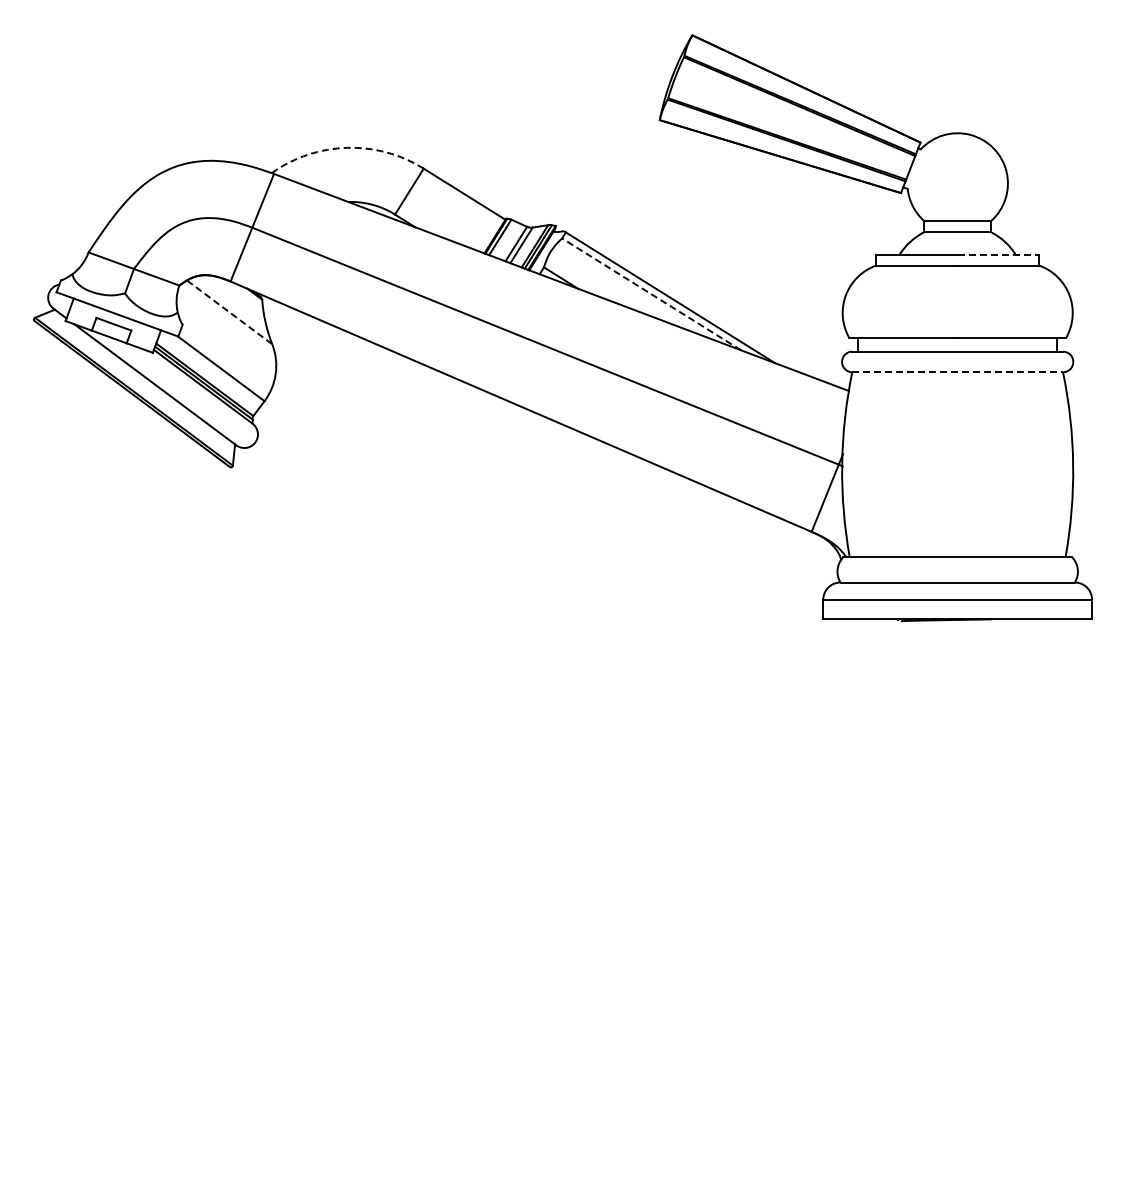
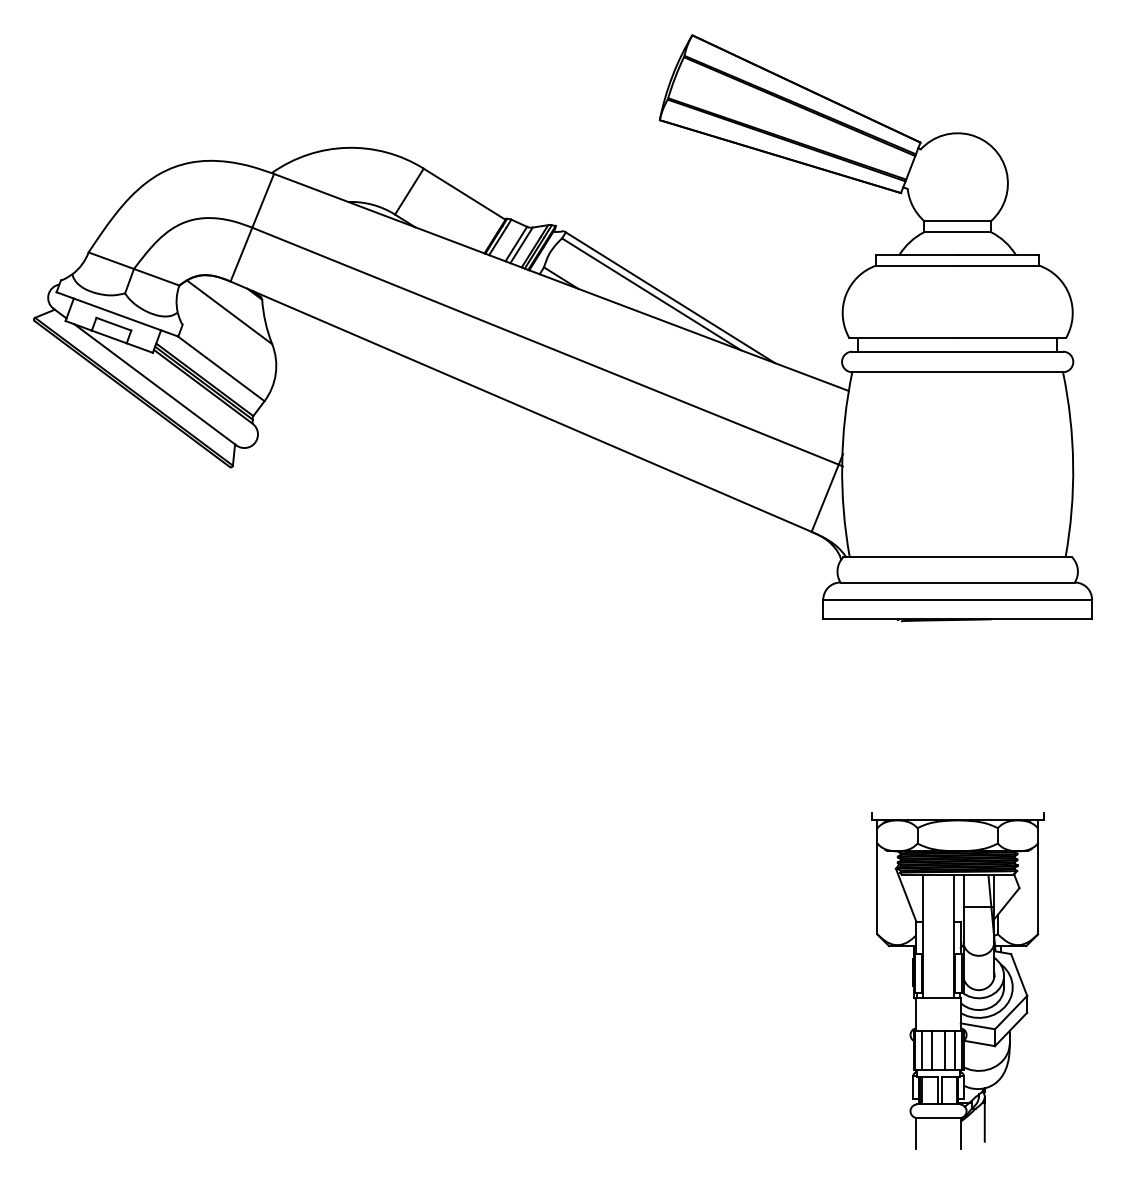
arc: dashed -> solid (347, 147)
line: dashed -> solid (998, 255)
line: dashed -> solid (651, 294)
line: dashed -> solid (230, 312)
line: dashed -> solid (958, 372)
part: none -> present (957, 980)
